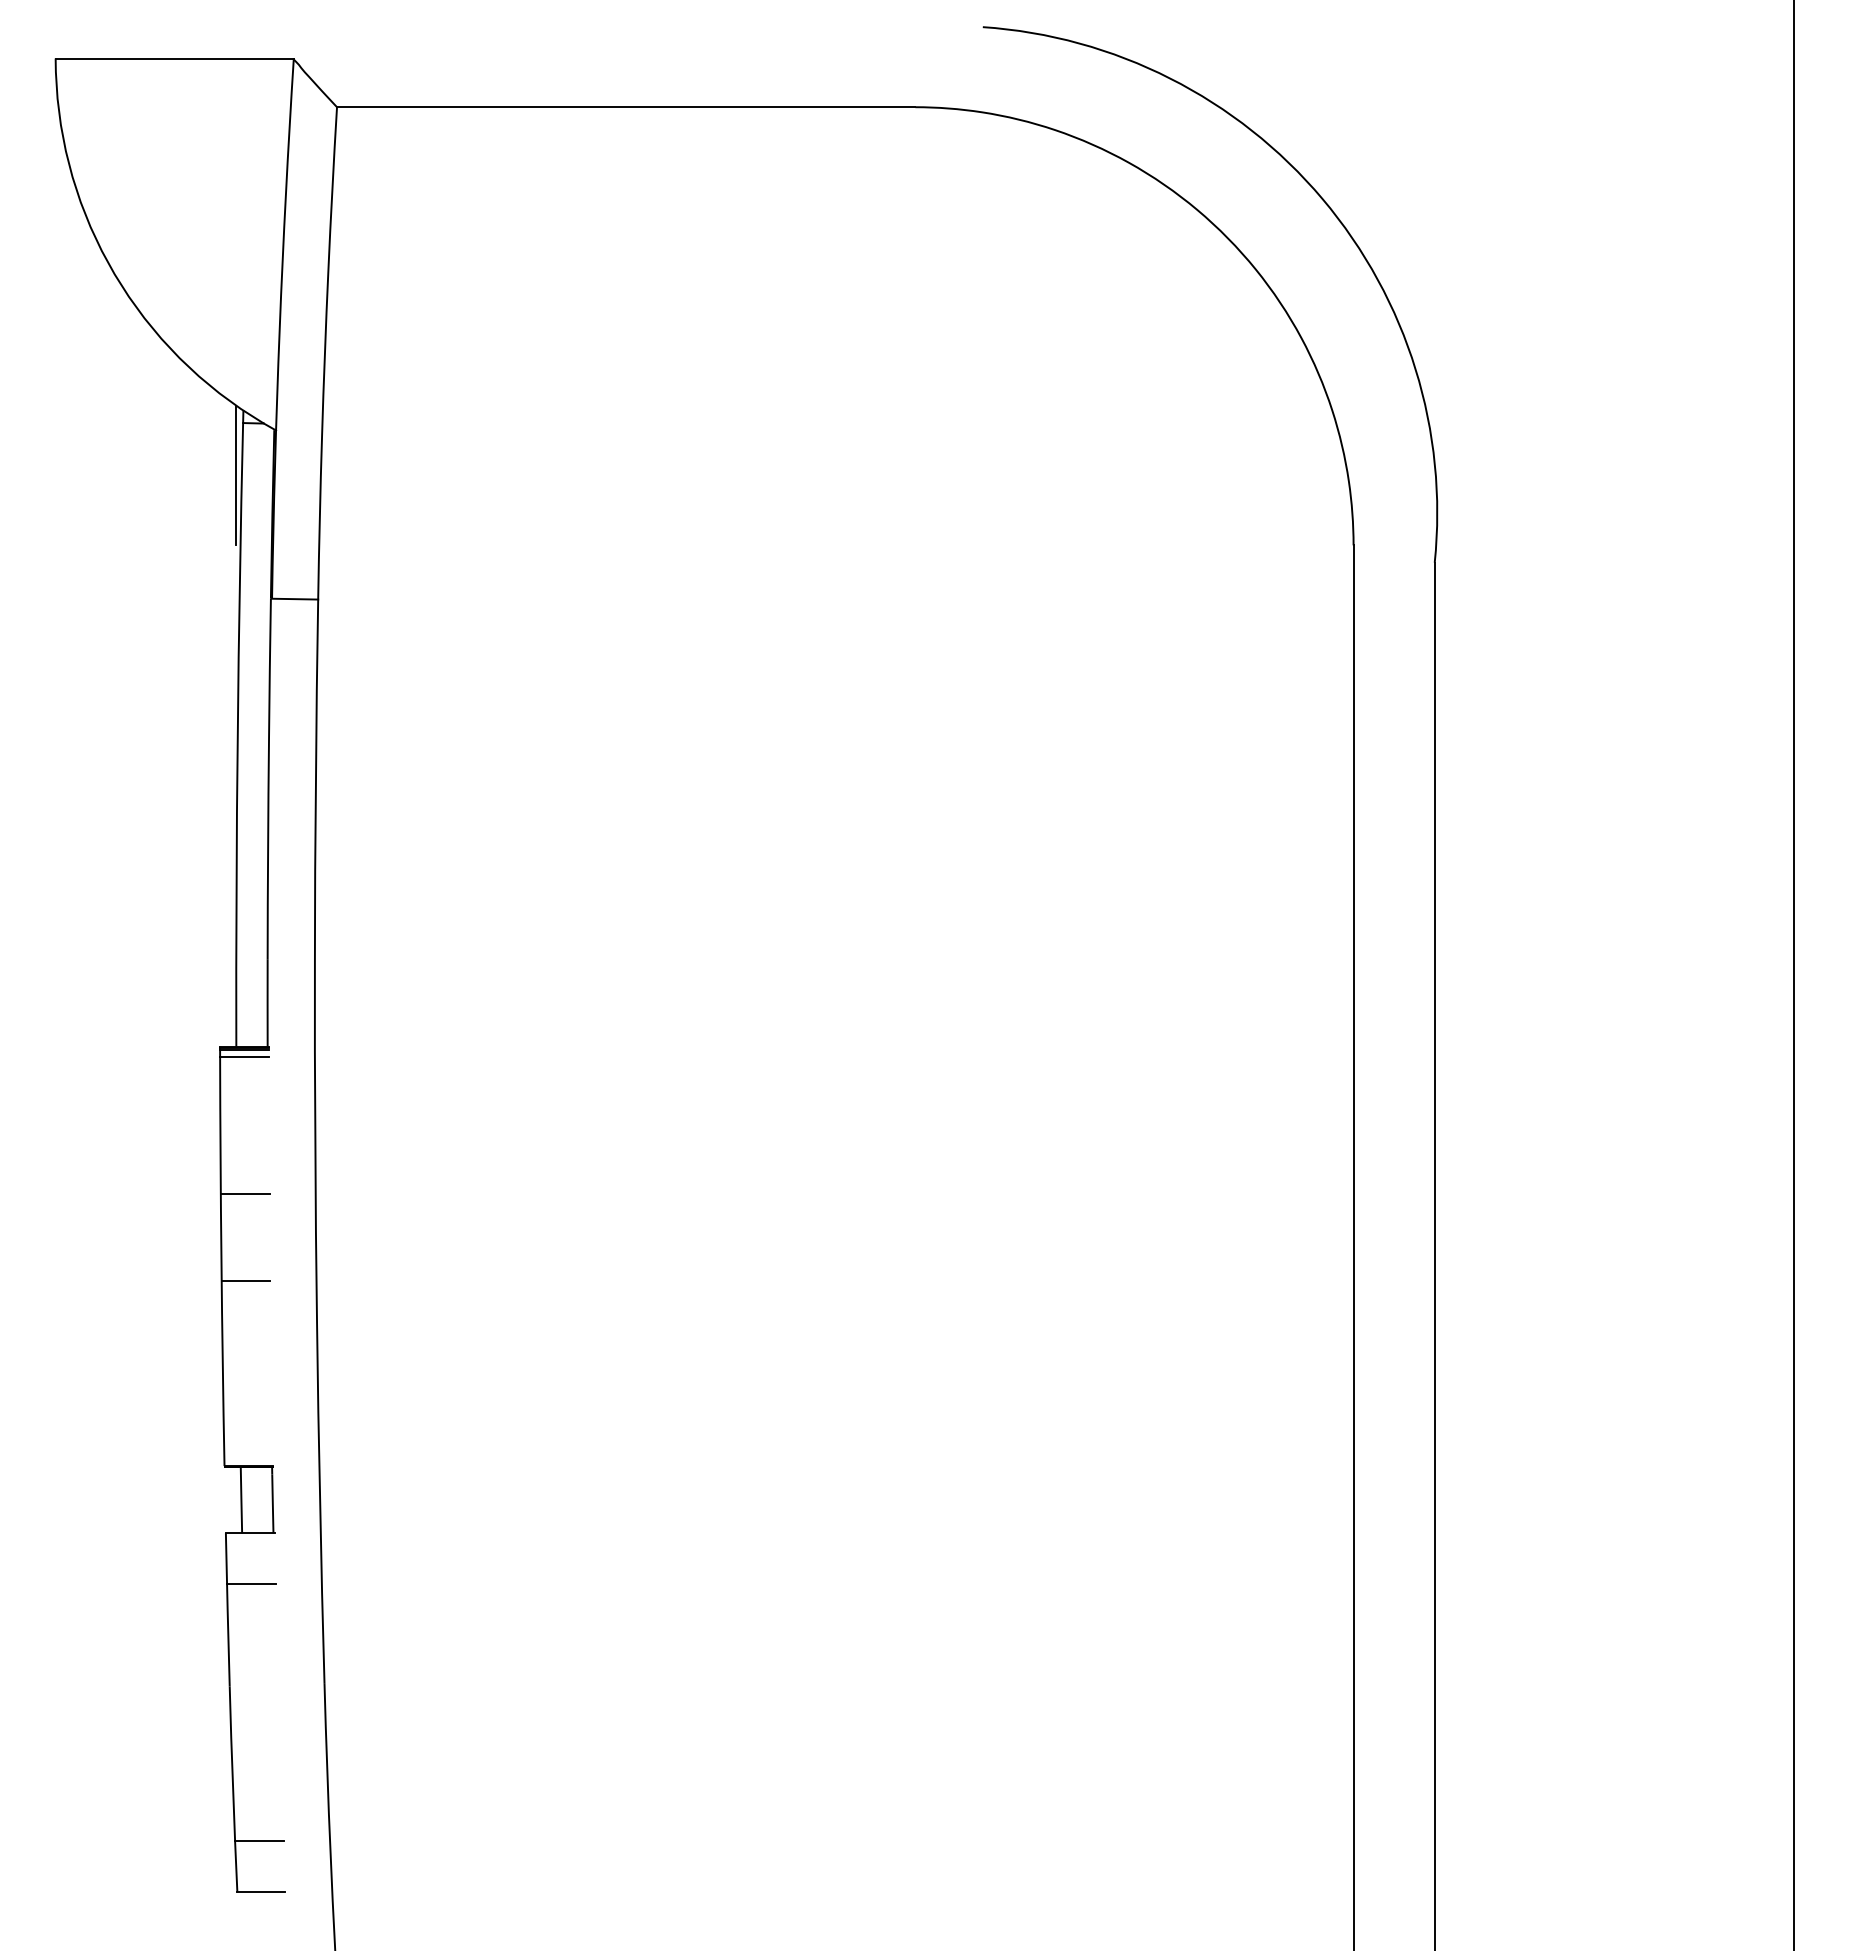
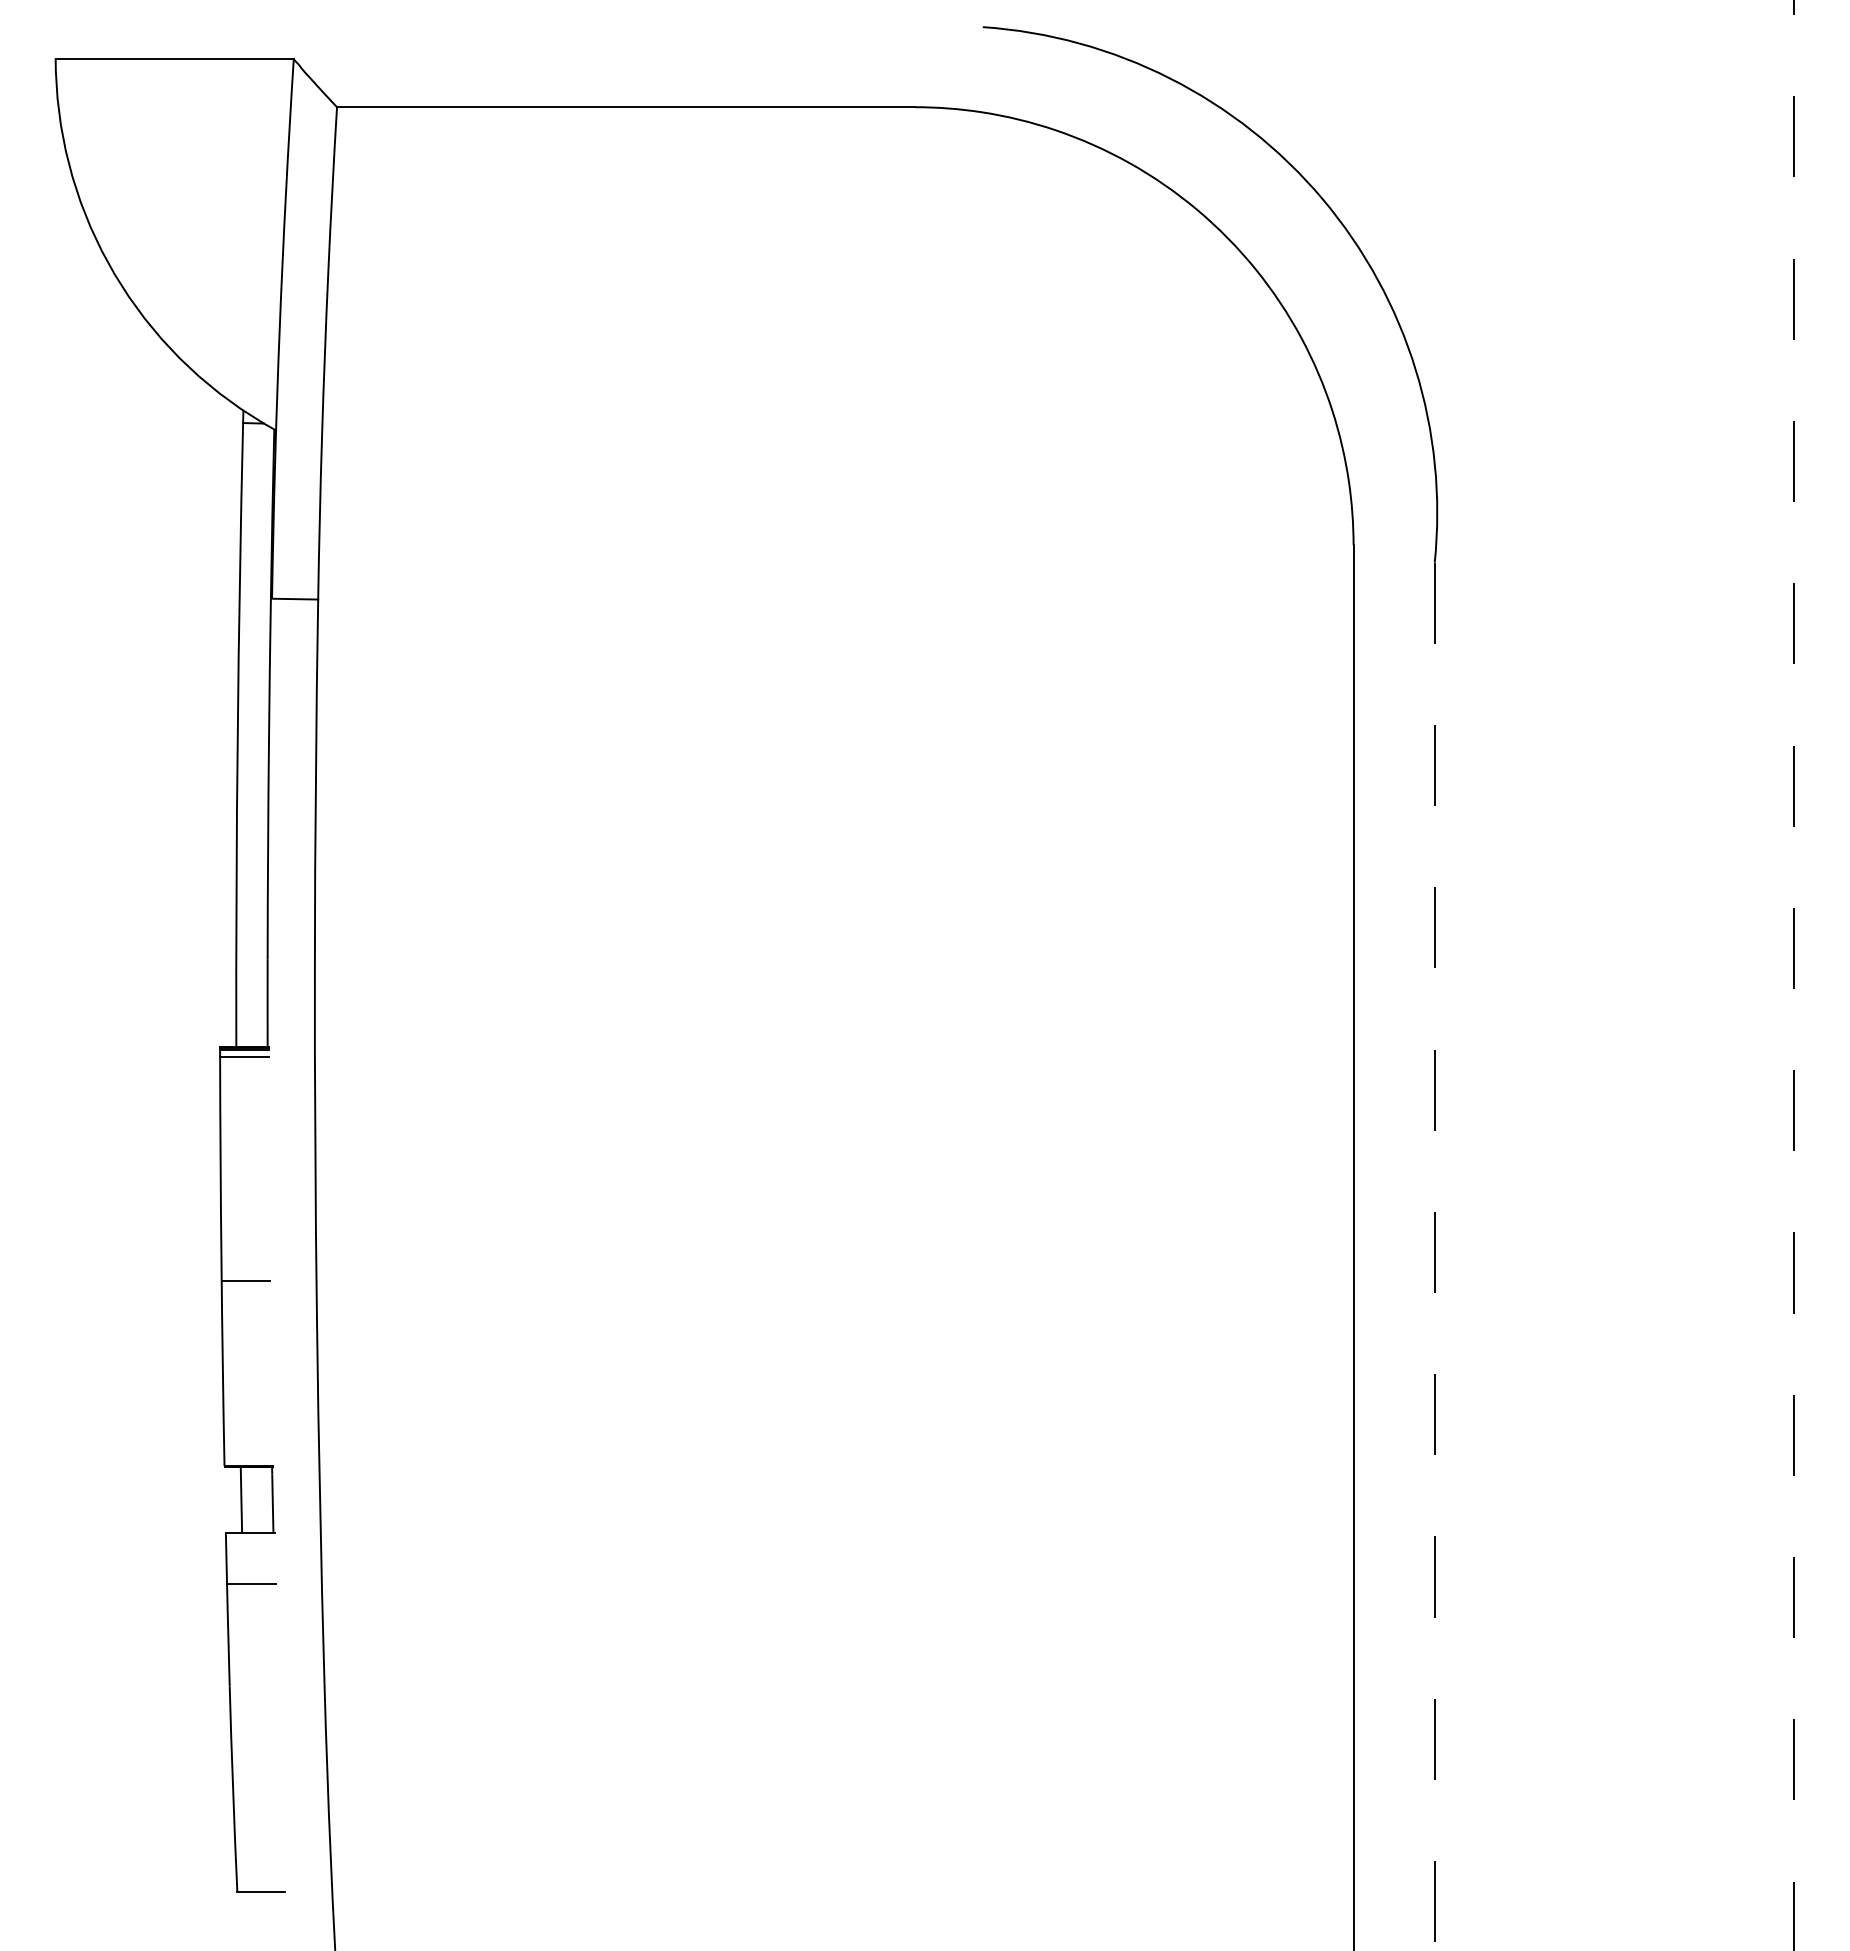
line: present -> none (236, 475)
line: solid -> dashed (1794, 975)
line: present -> none (244, 1193)
line: solid -> dashed (1434, 1256)
line: present -> none (259, 1841)
